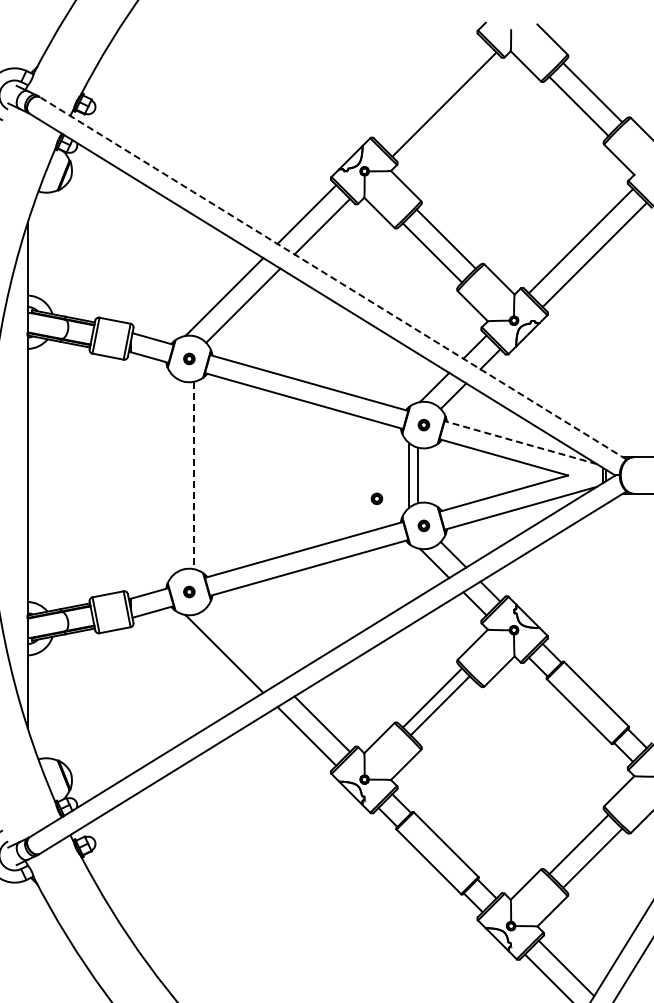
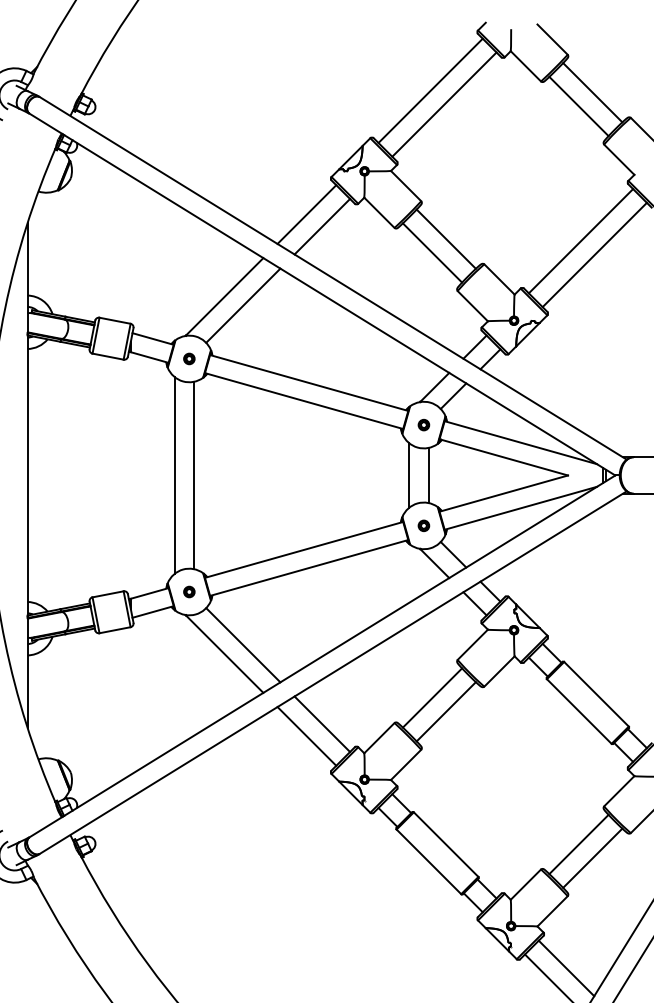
line: none -> present (430, 90)
line: dashed -> solid (333, 278)
line: dashed -> solid (520, 442)
line: none -> present (174, 475)
line: dashed -> solid (194, 475)
line position: (417, 475) -> (428, 475) (428, 475)
part: present -> none (376, 498)
line: none -> present (243, 645)
line position: (439, 705) -> (445, 711) (445, 711)
